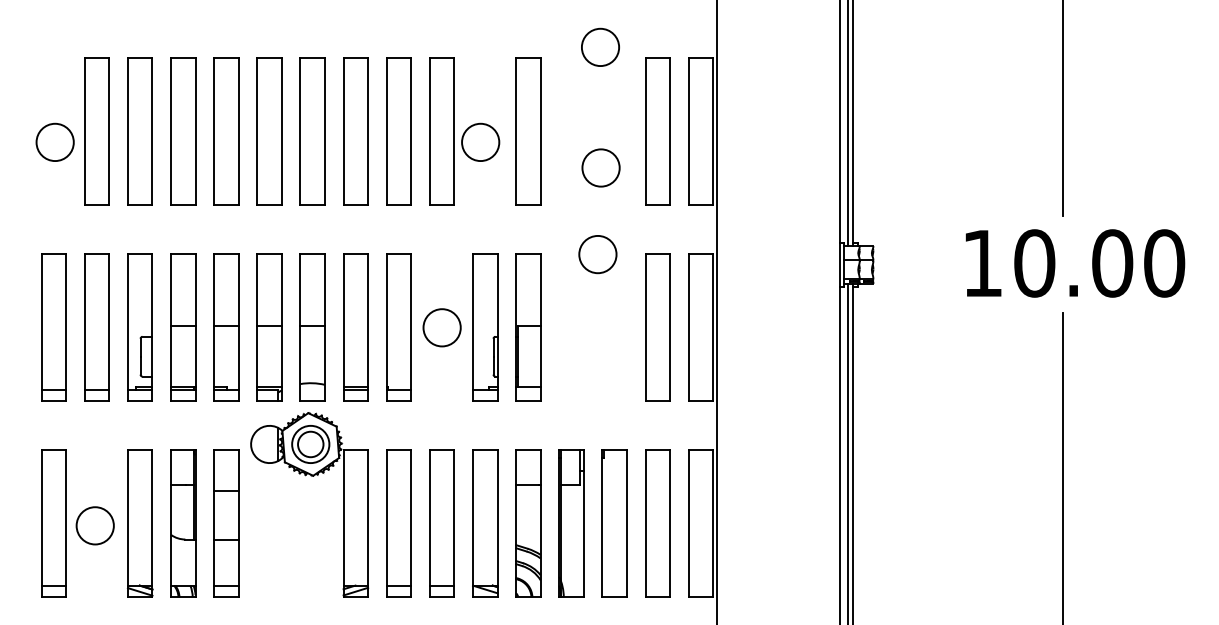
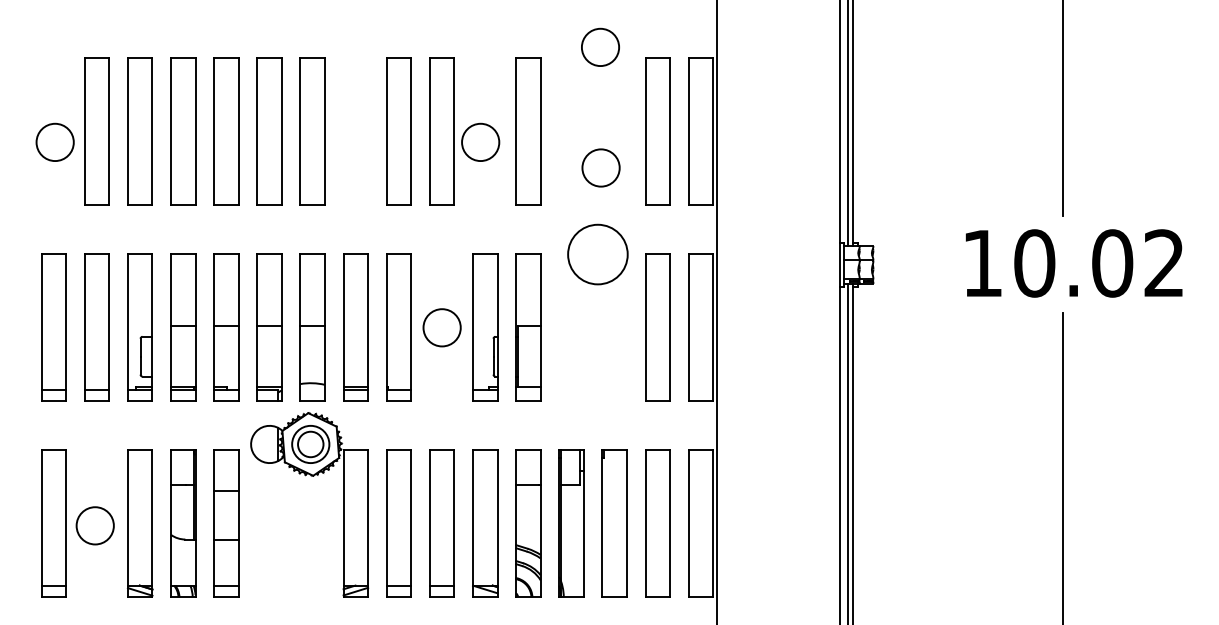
part: present -> none (355, 131)
circle diameter: 37 px -> 60 px (597, 254)
text: 10.00 -> 10.02 (1164, 263)
